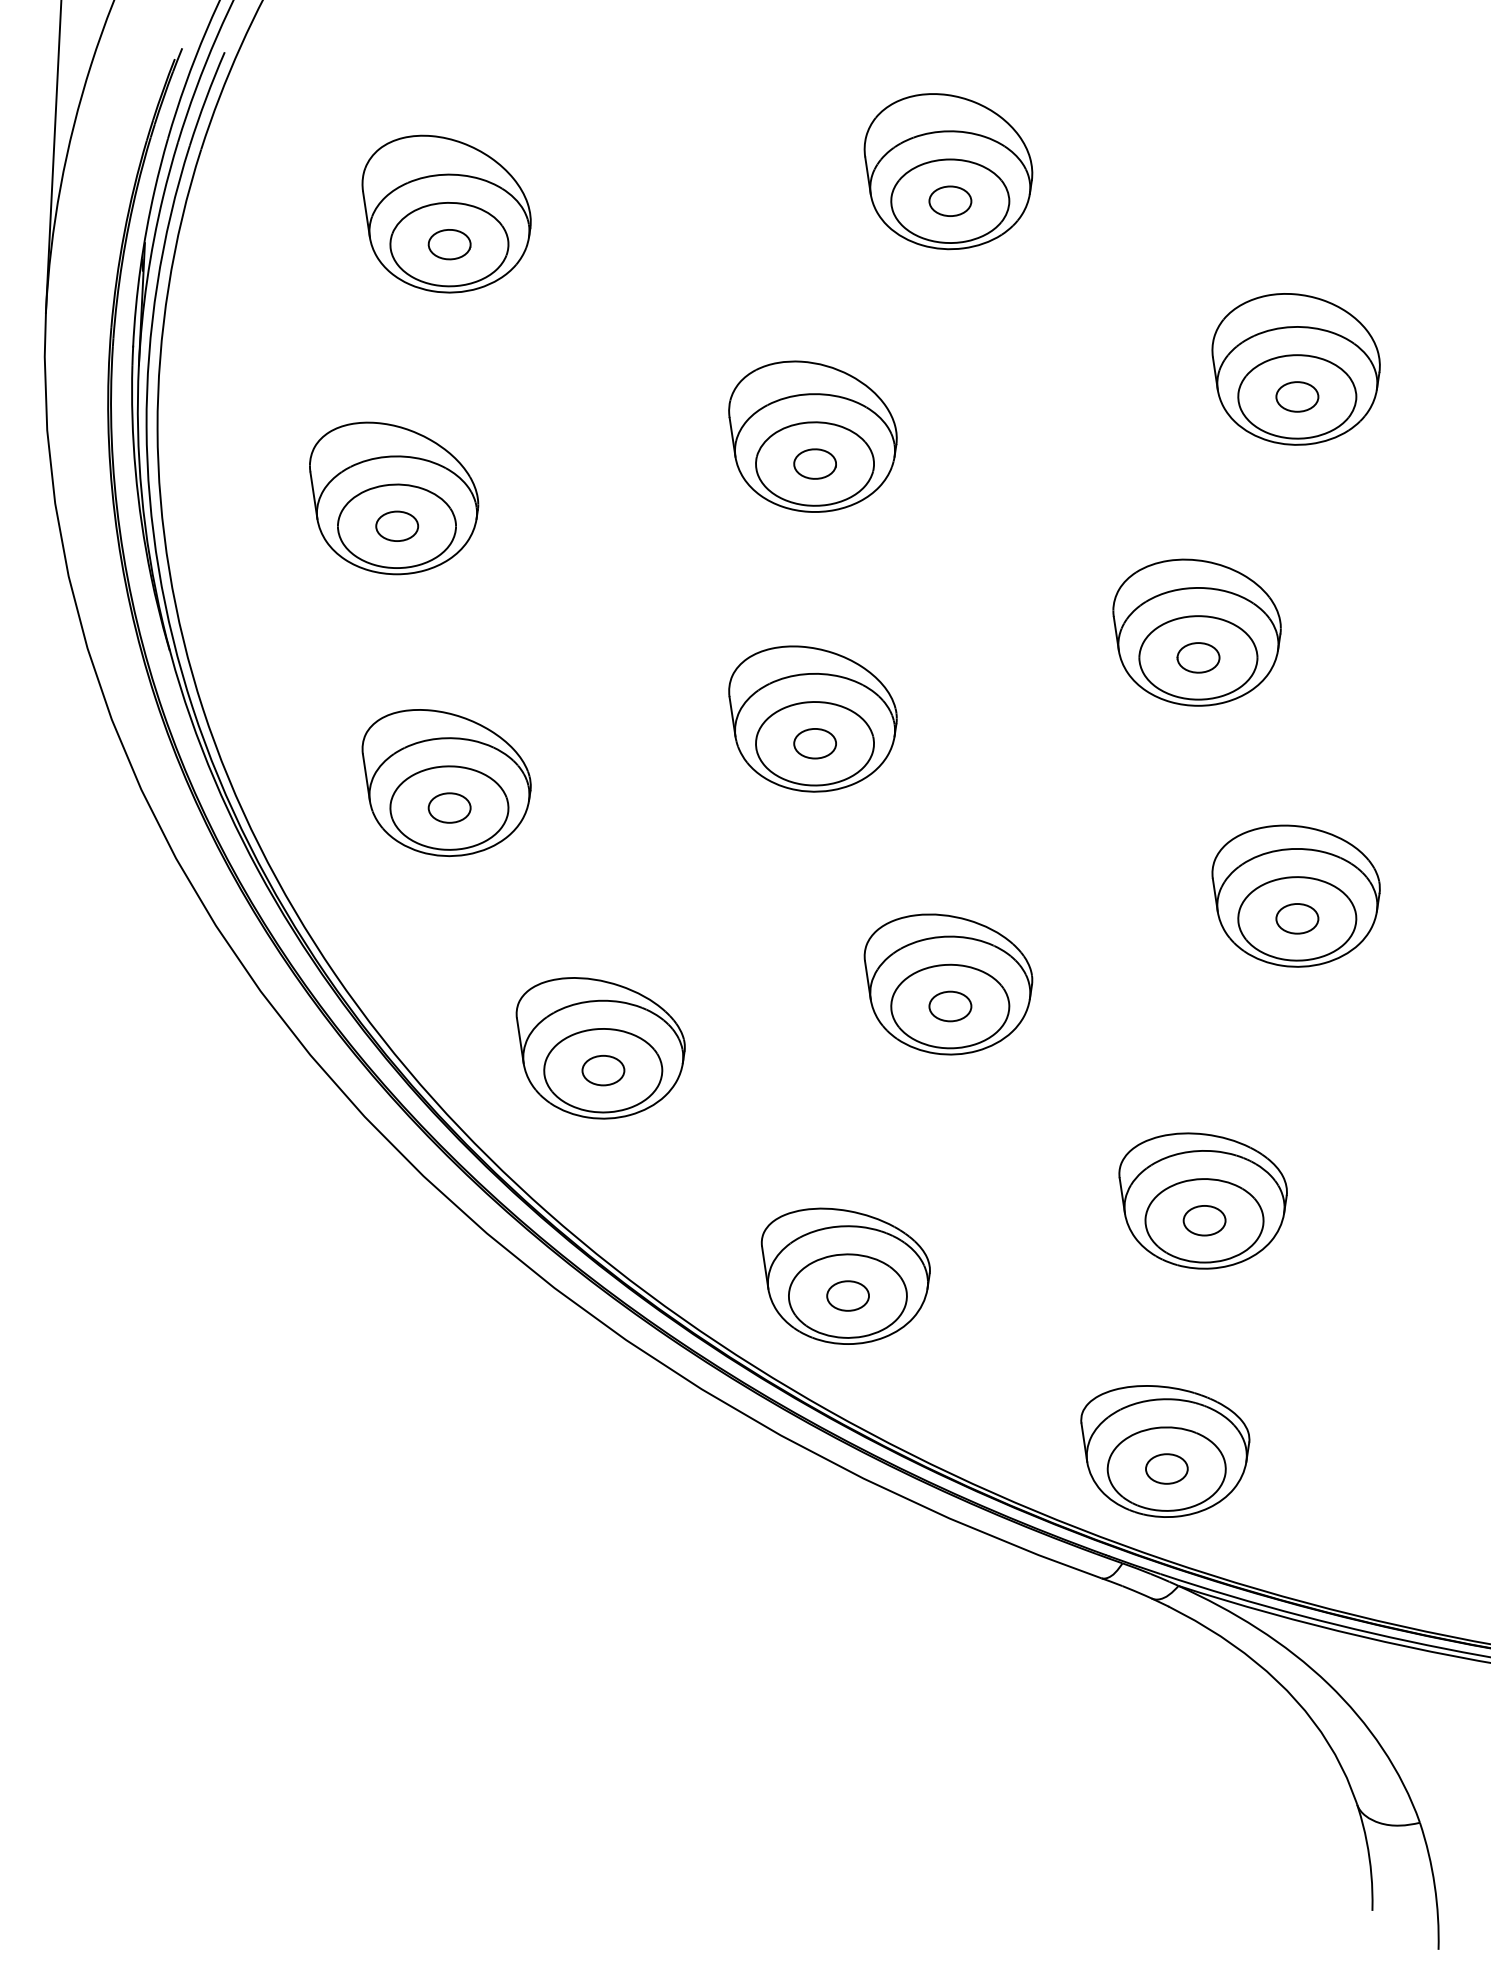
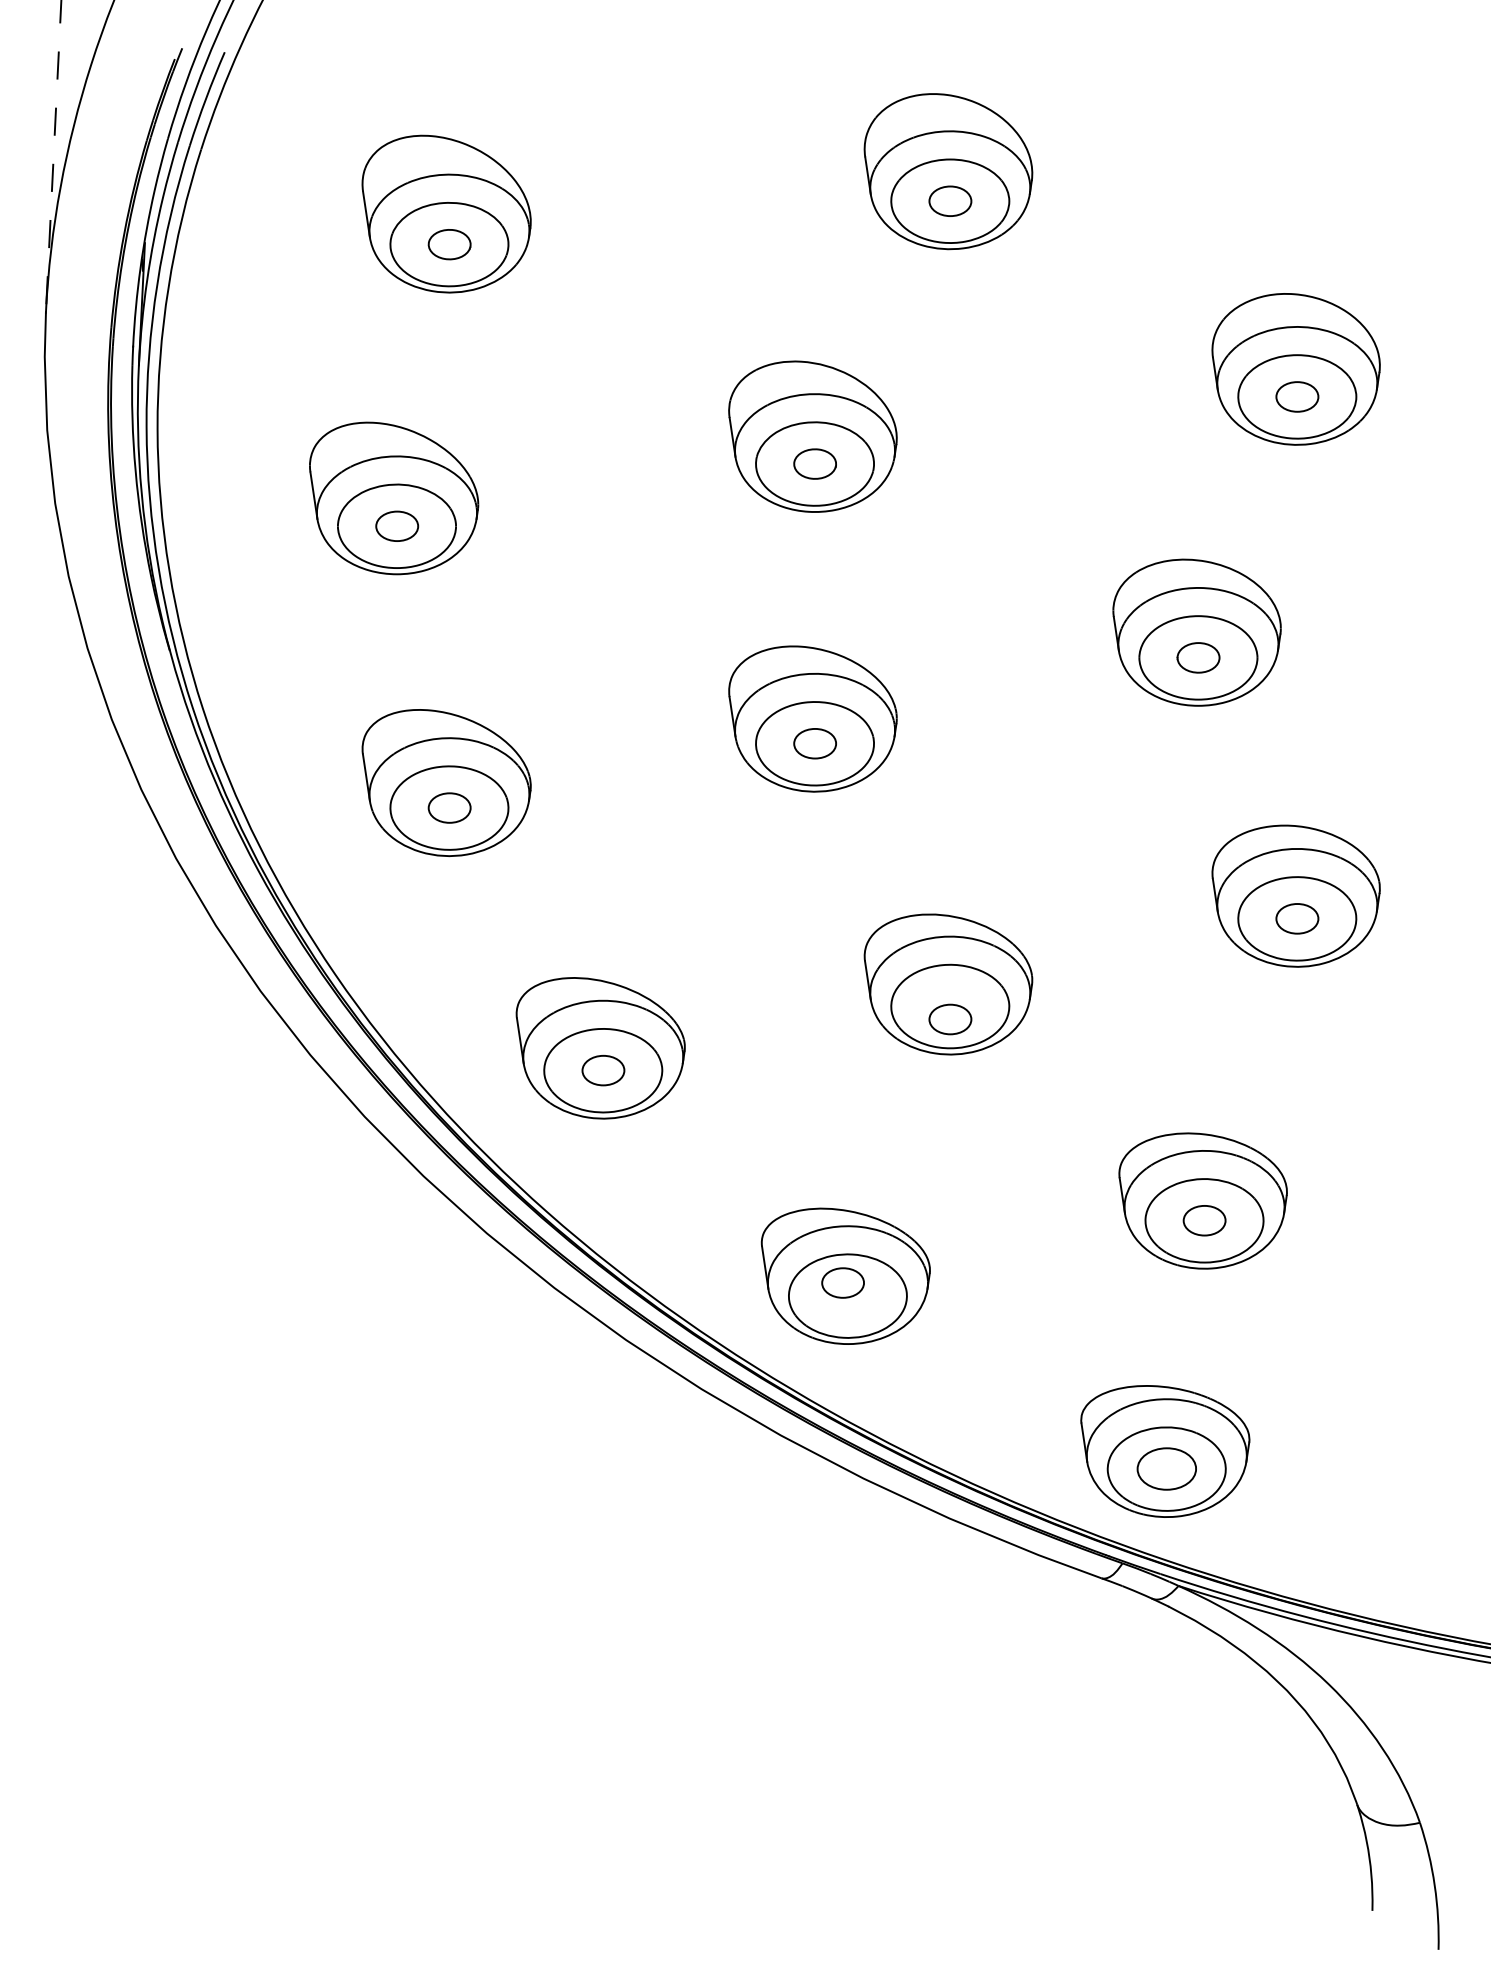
line: solid -> dashed (53, 157)
part position: (950, 1006) -> (950, 1019) (950, 1019)
part position: (847, 1295) -> (842, 1282) (842, 1282)
part size: 44x32 px -> 61x44 px (1166, 1468)
